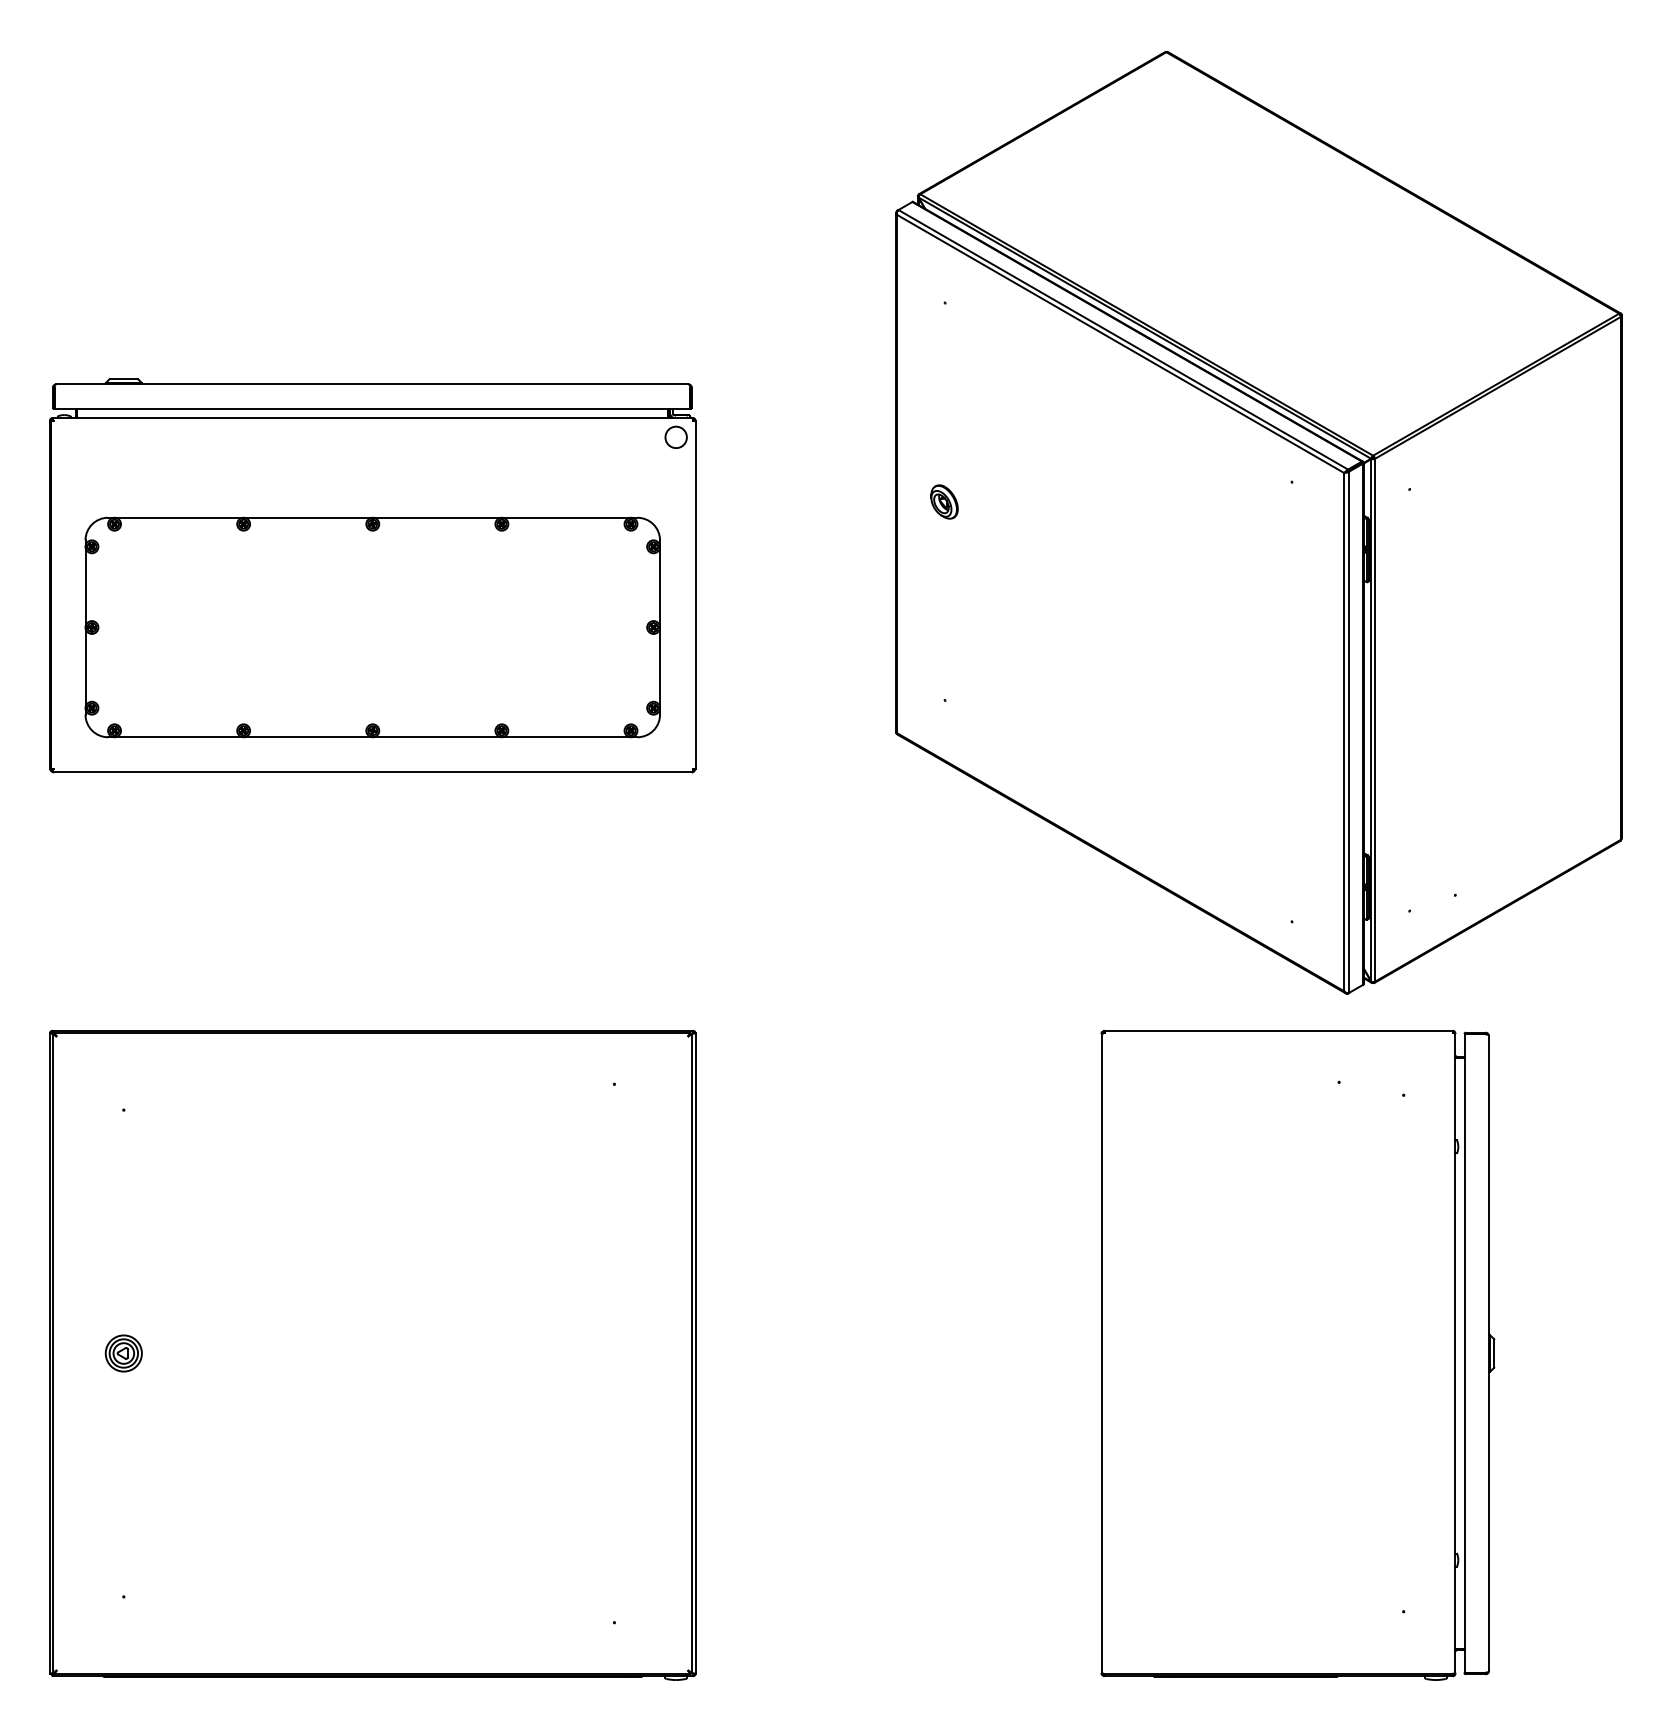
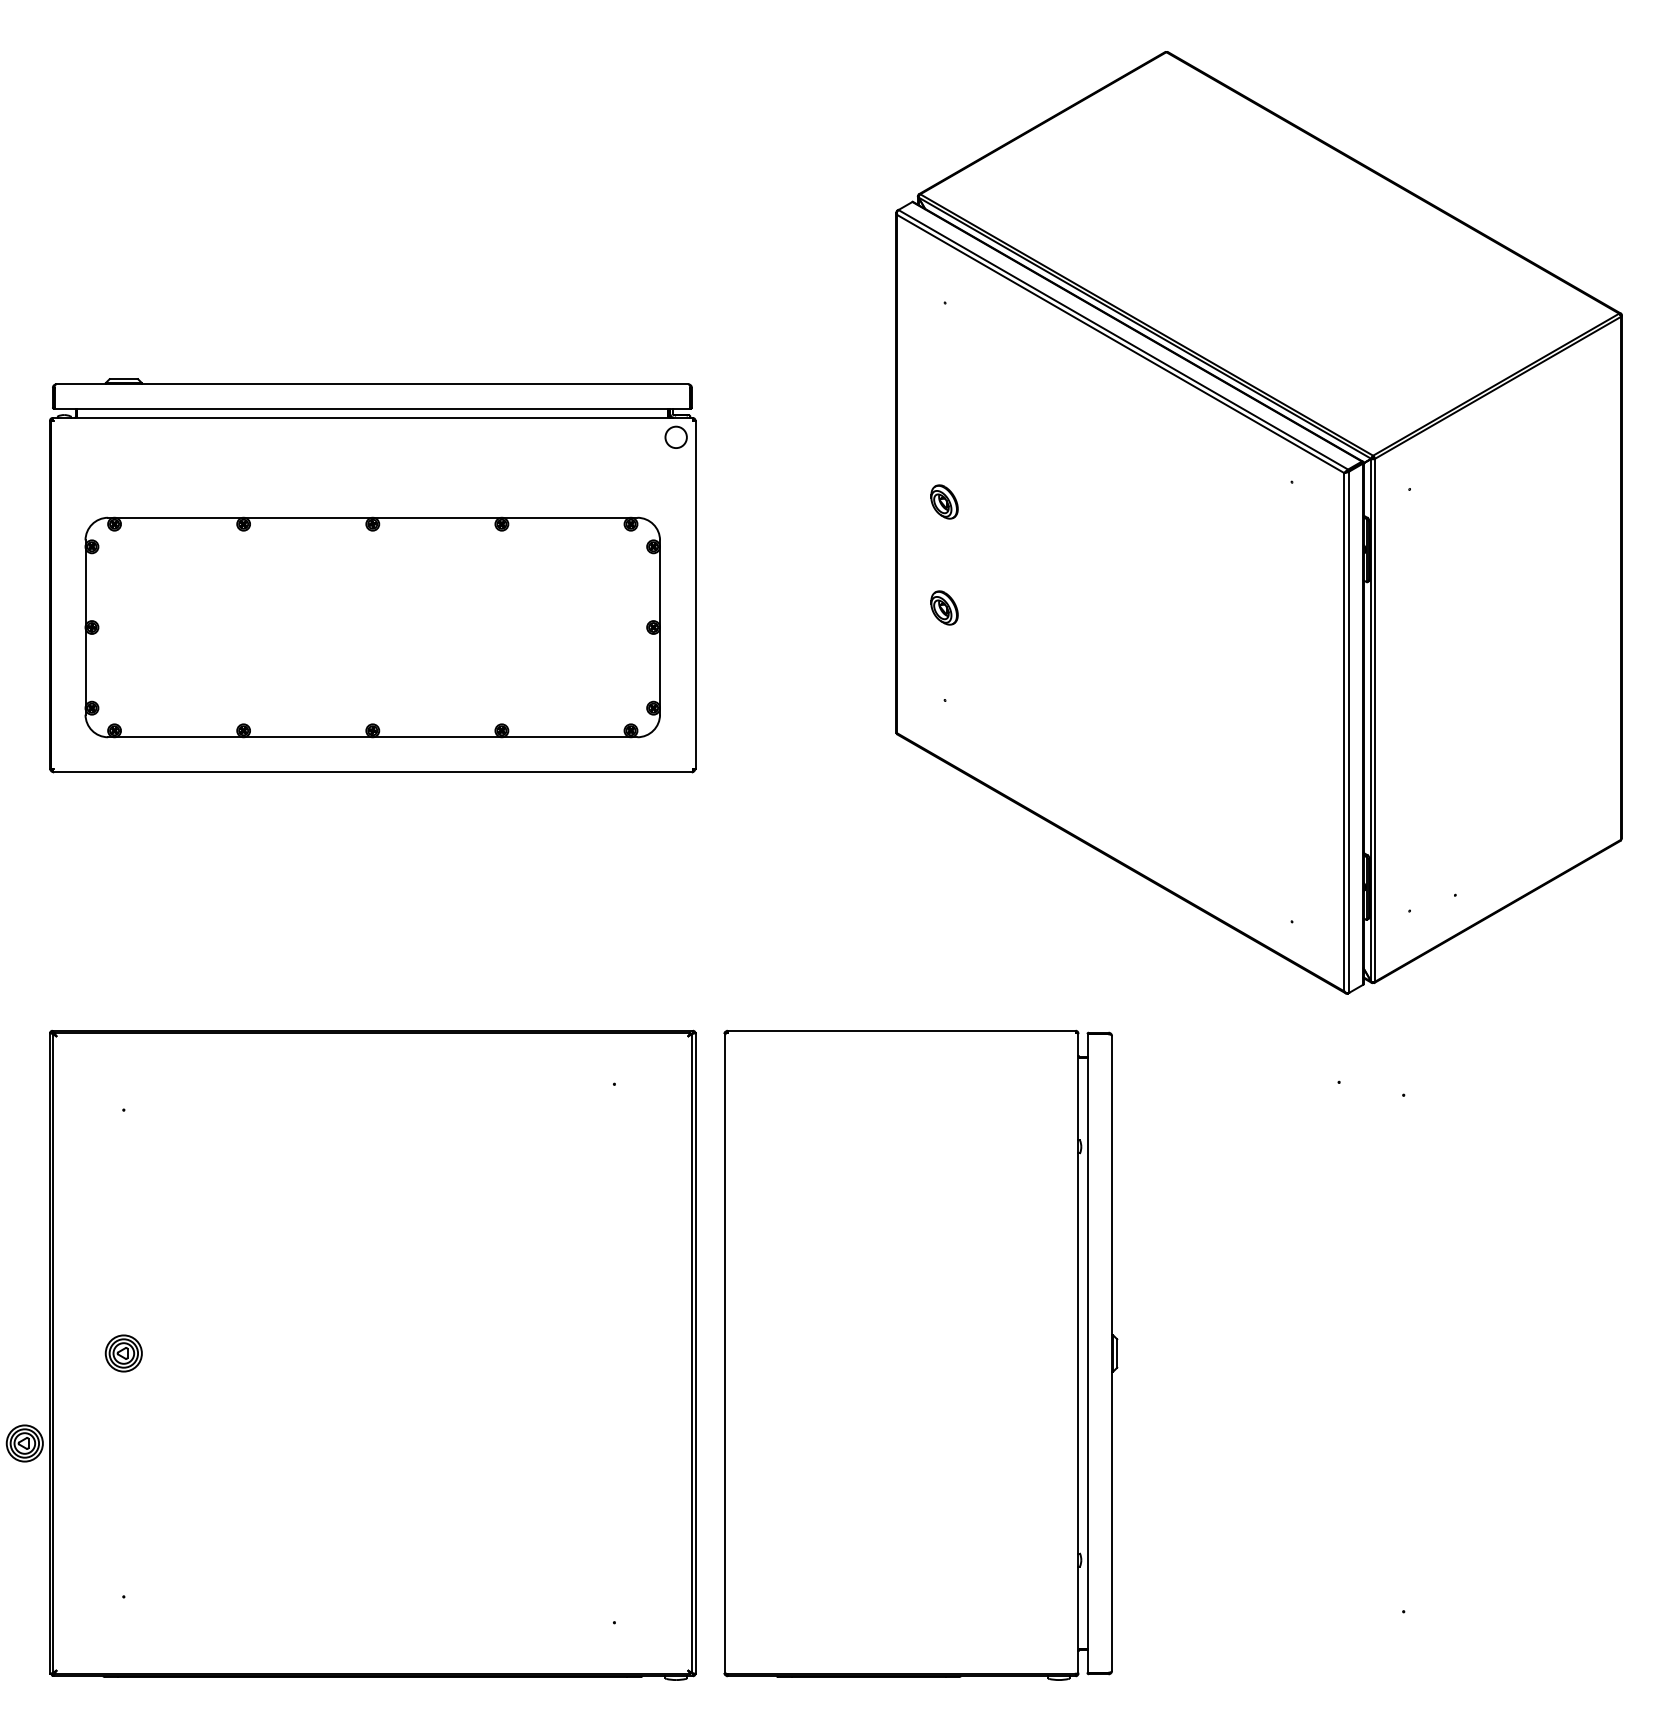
part: none -> present (944, 607)
part position: (1297, 1354) -> (920, 1354) (920, 1354)
part: none -> present (24, 1443)
